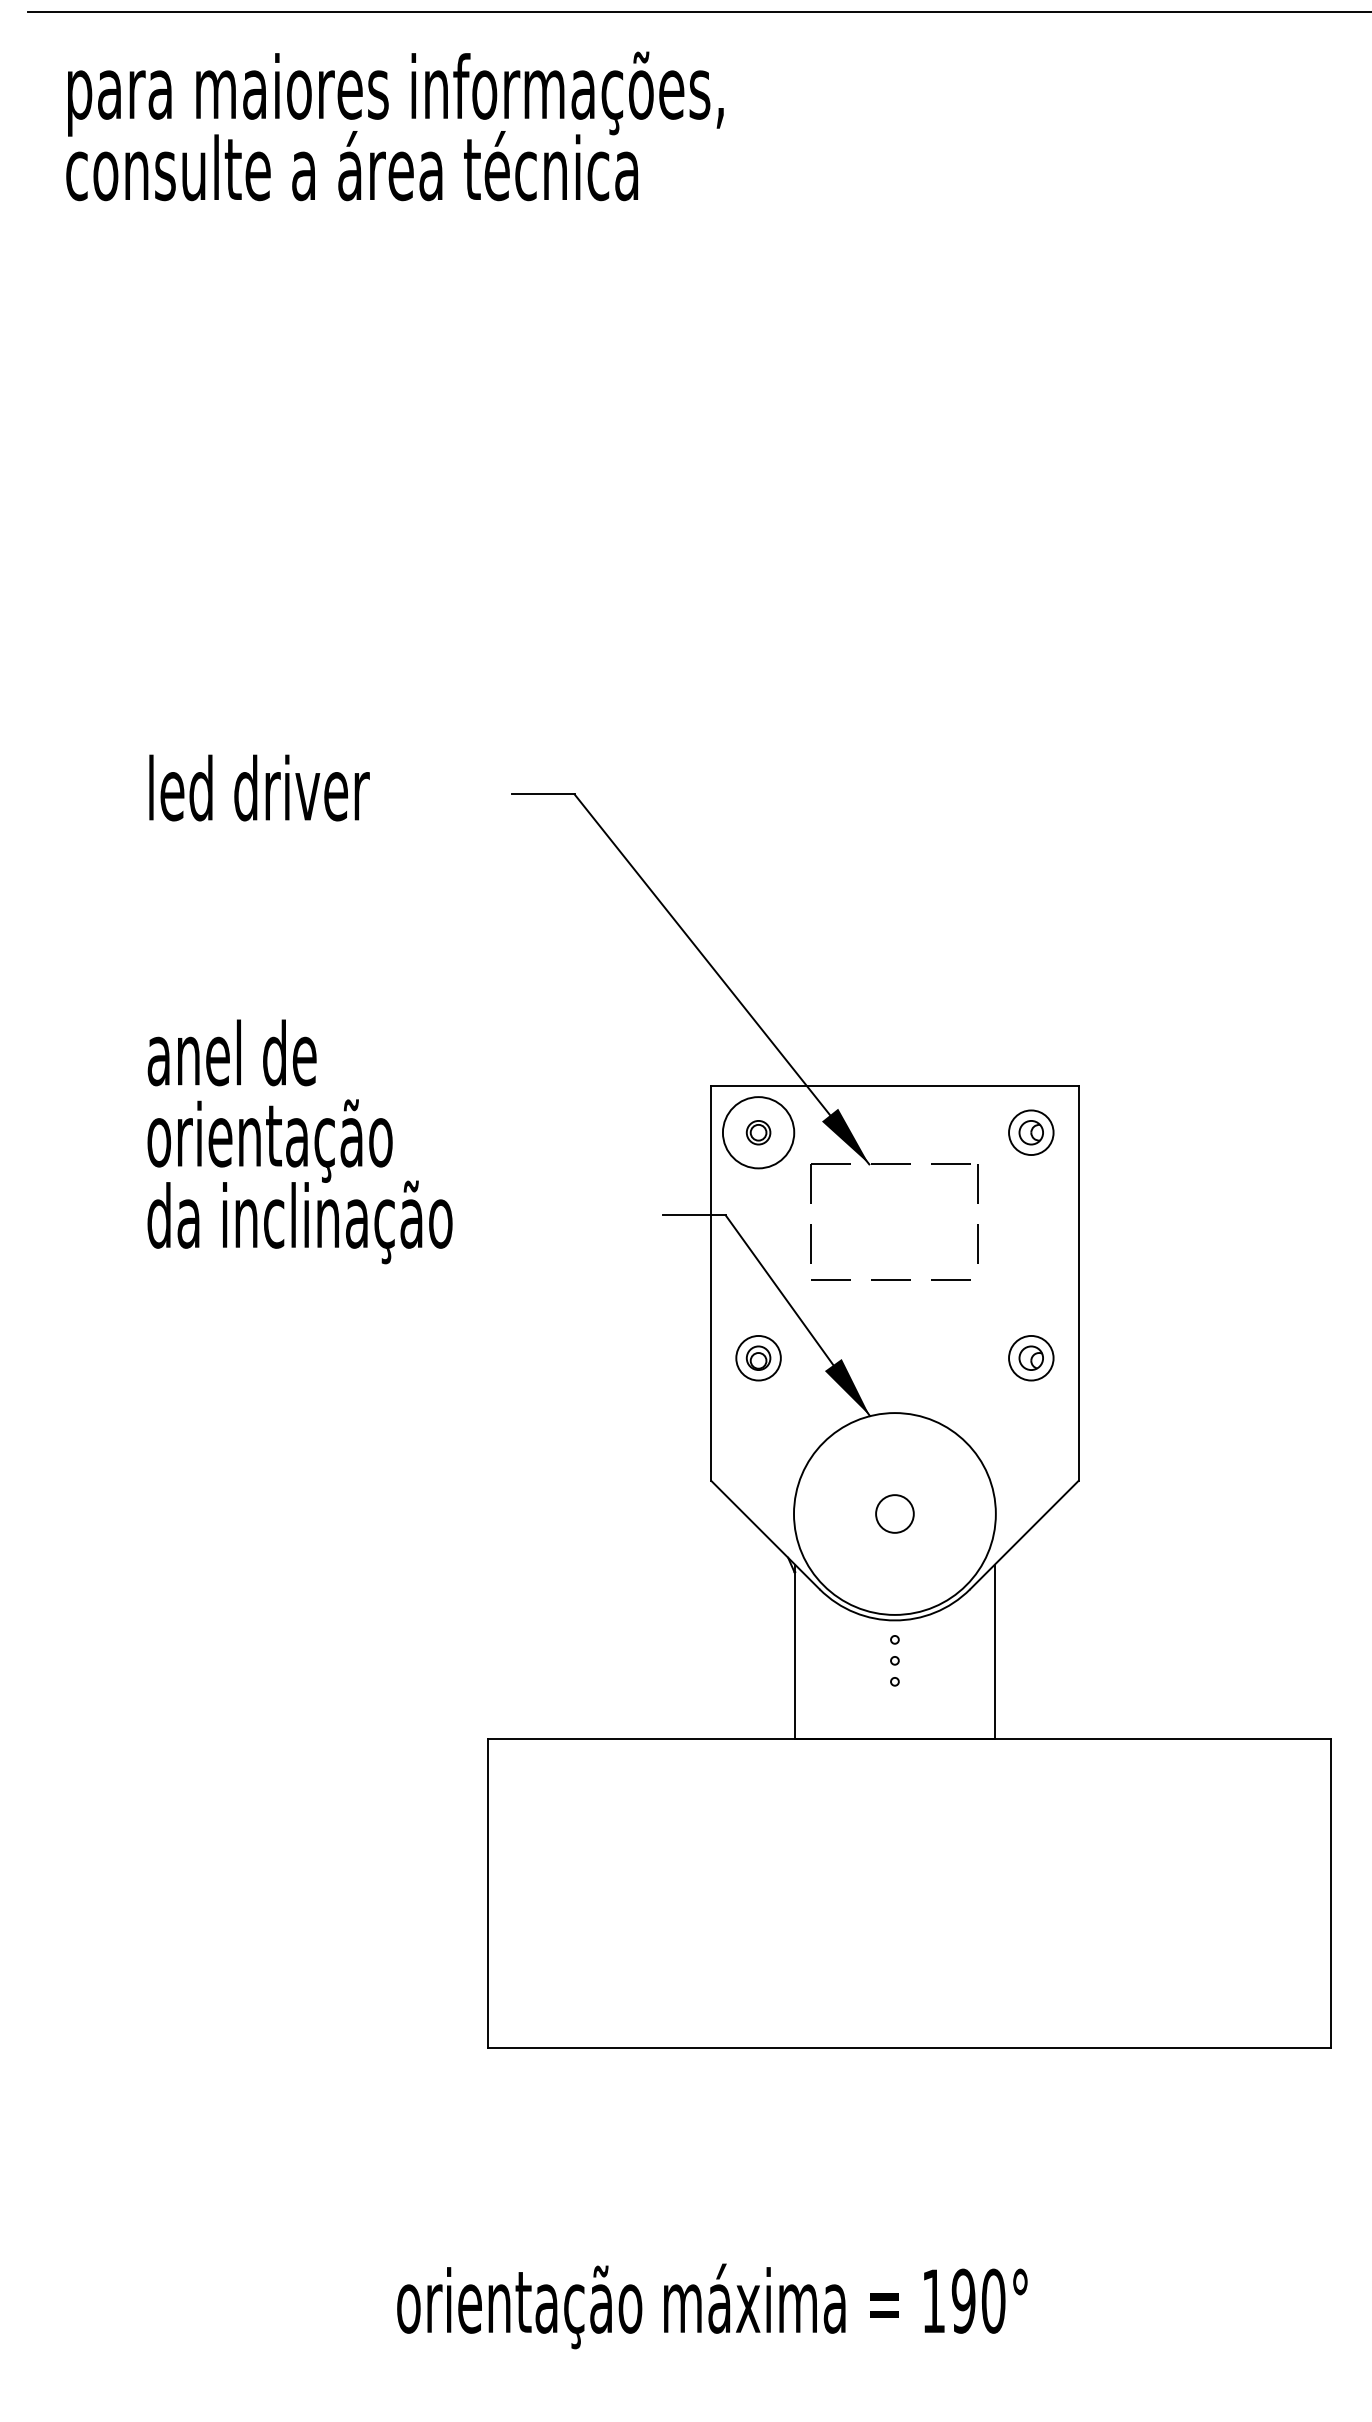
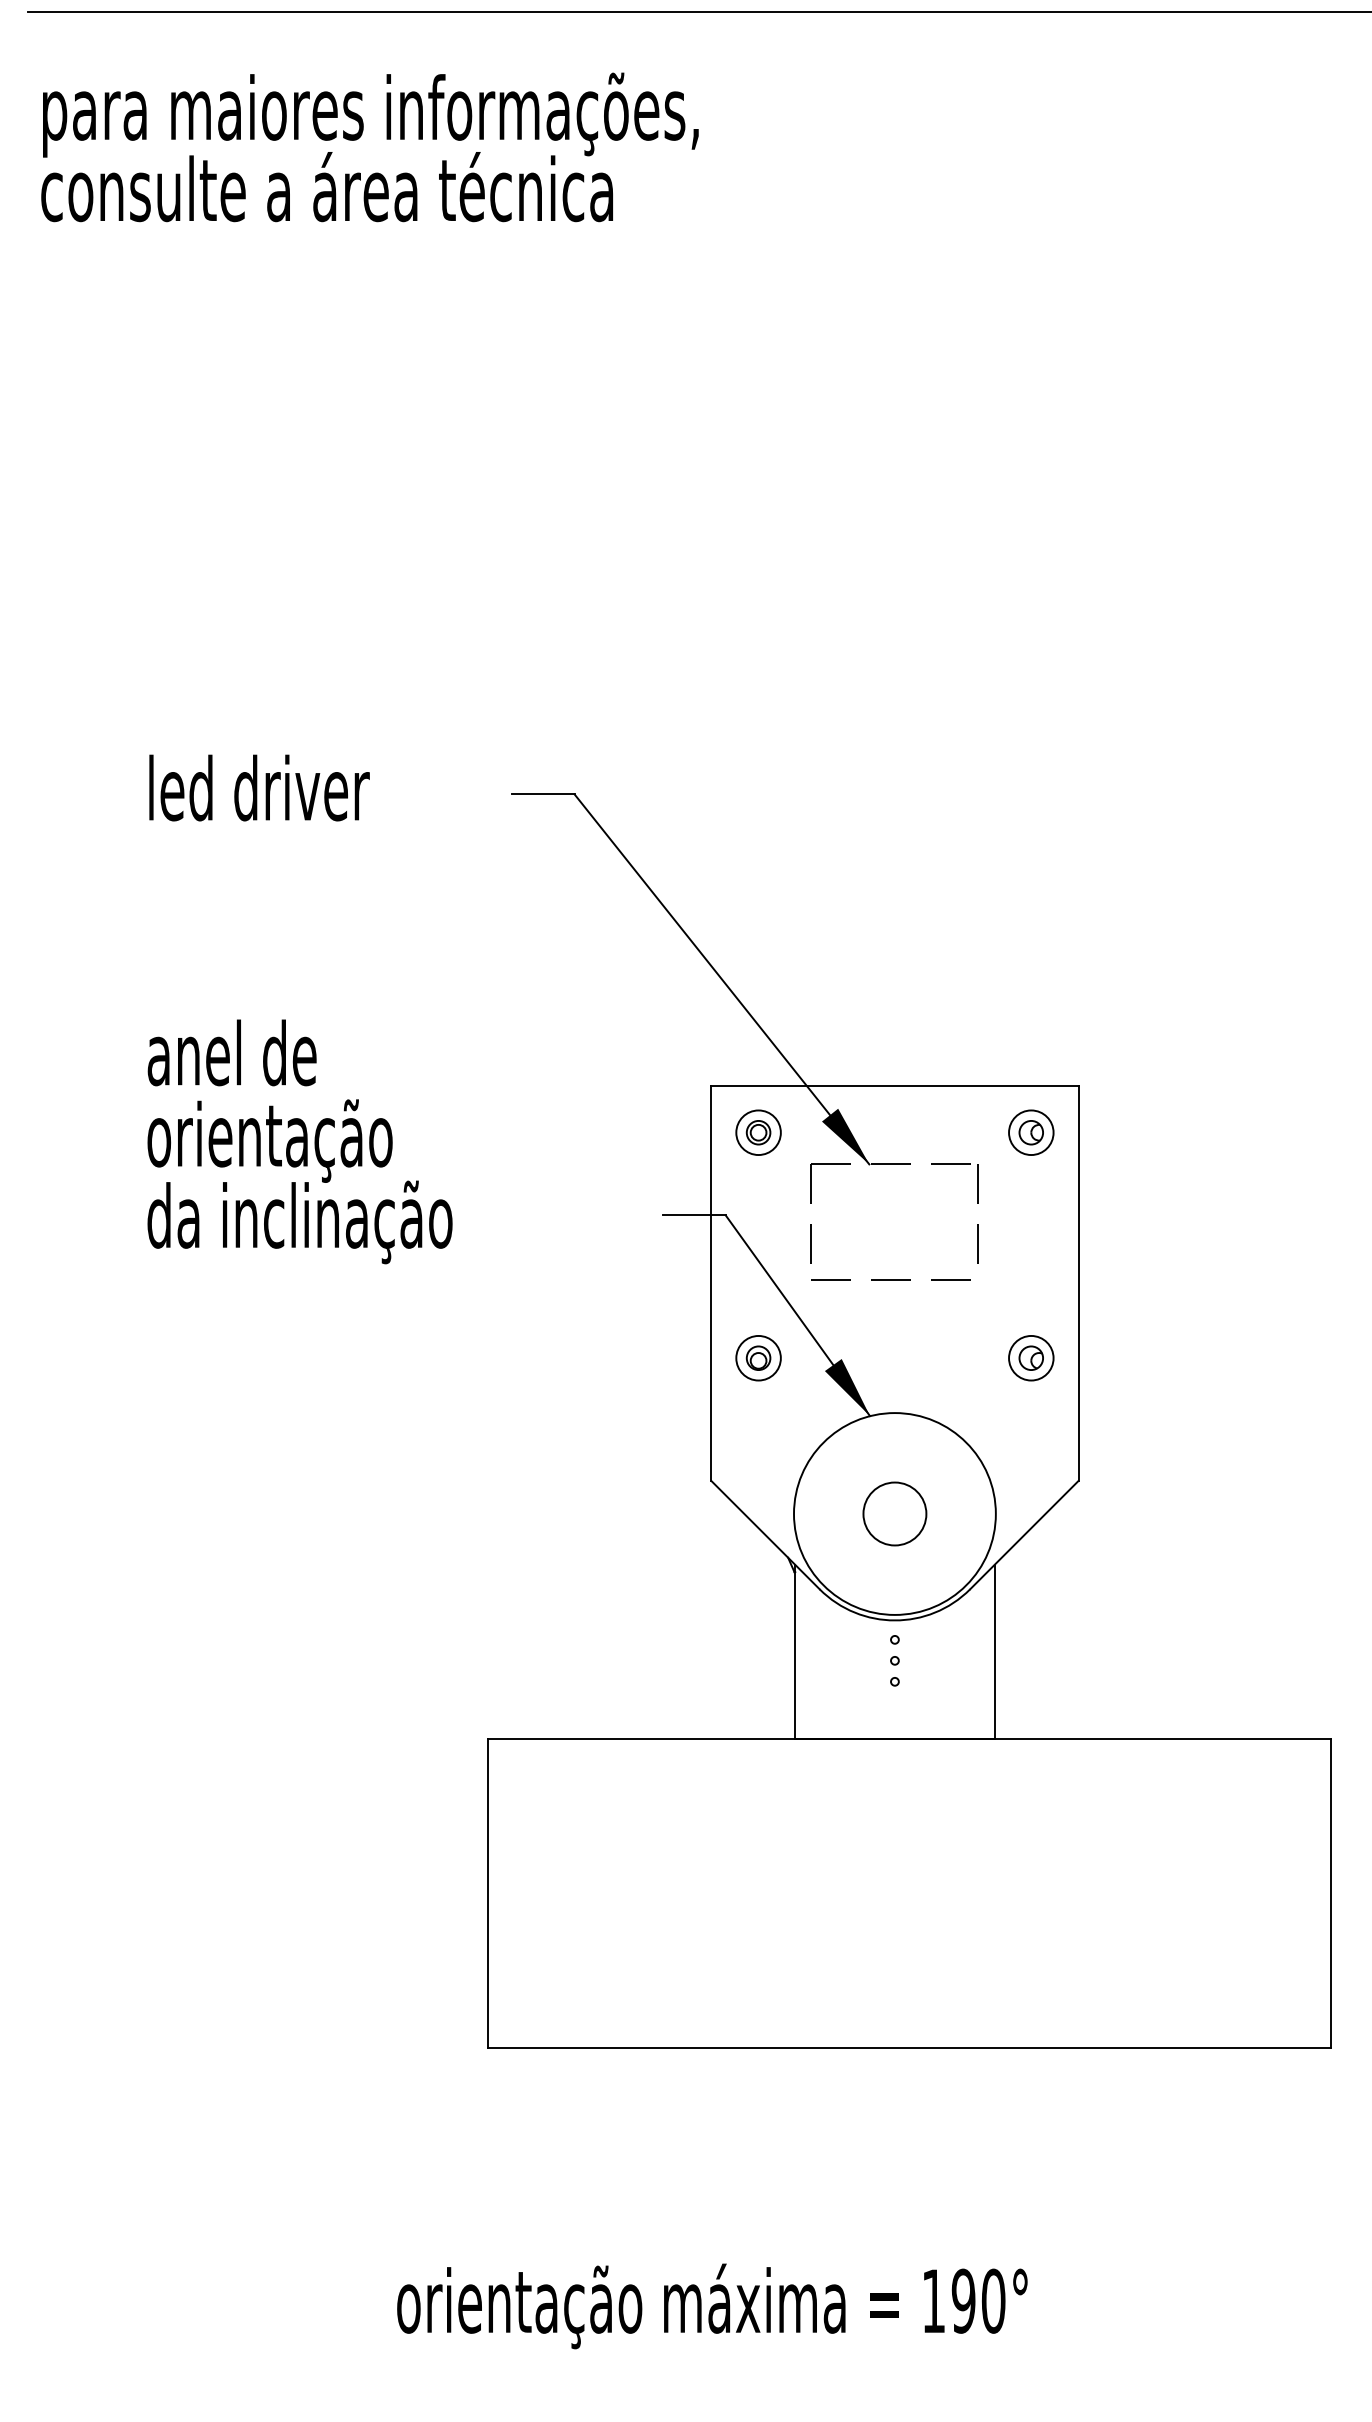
text position: (394, 126) -> (369, 147) (369, 147)
circle diameter: 71 px -> 45 px (758, 1132)
circle size: 40x40 px -> 66x66 px (894, 1513)
